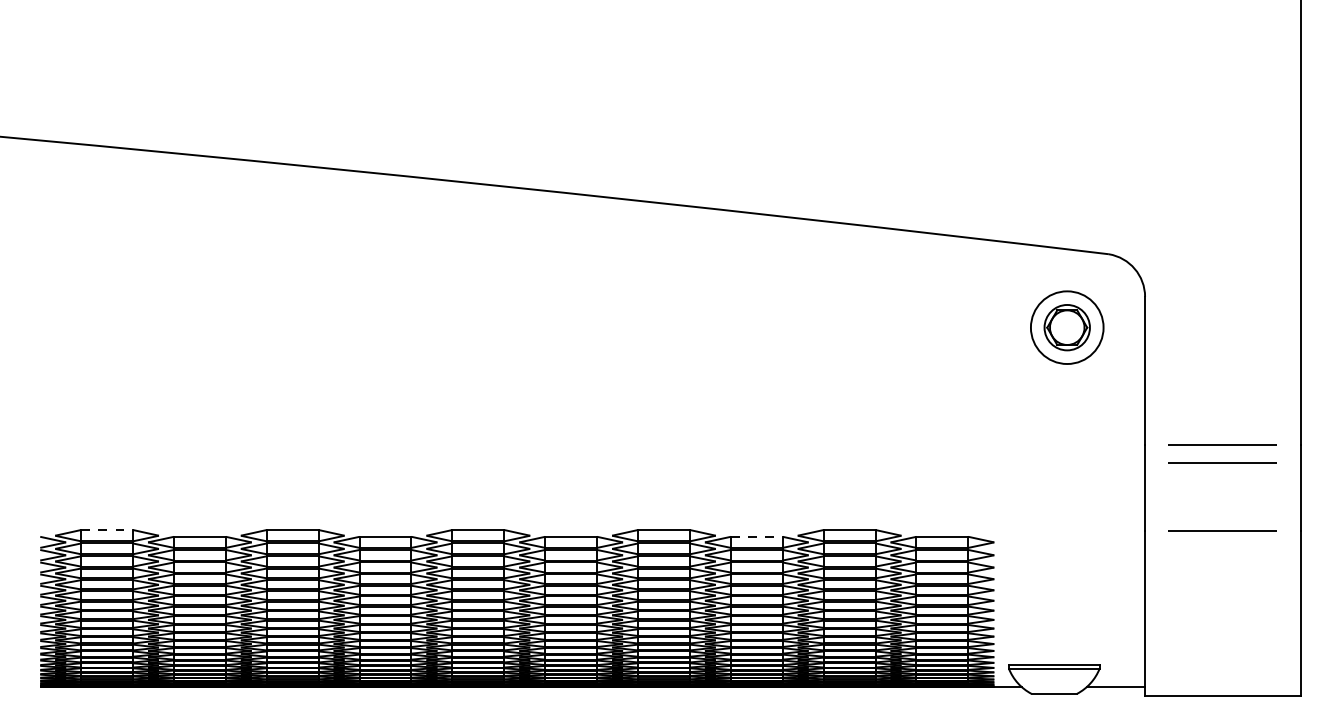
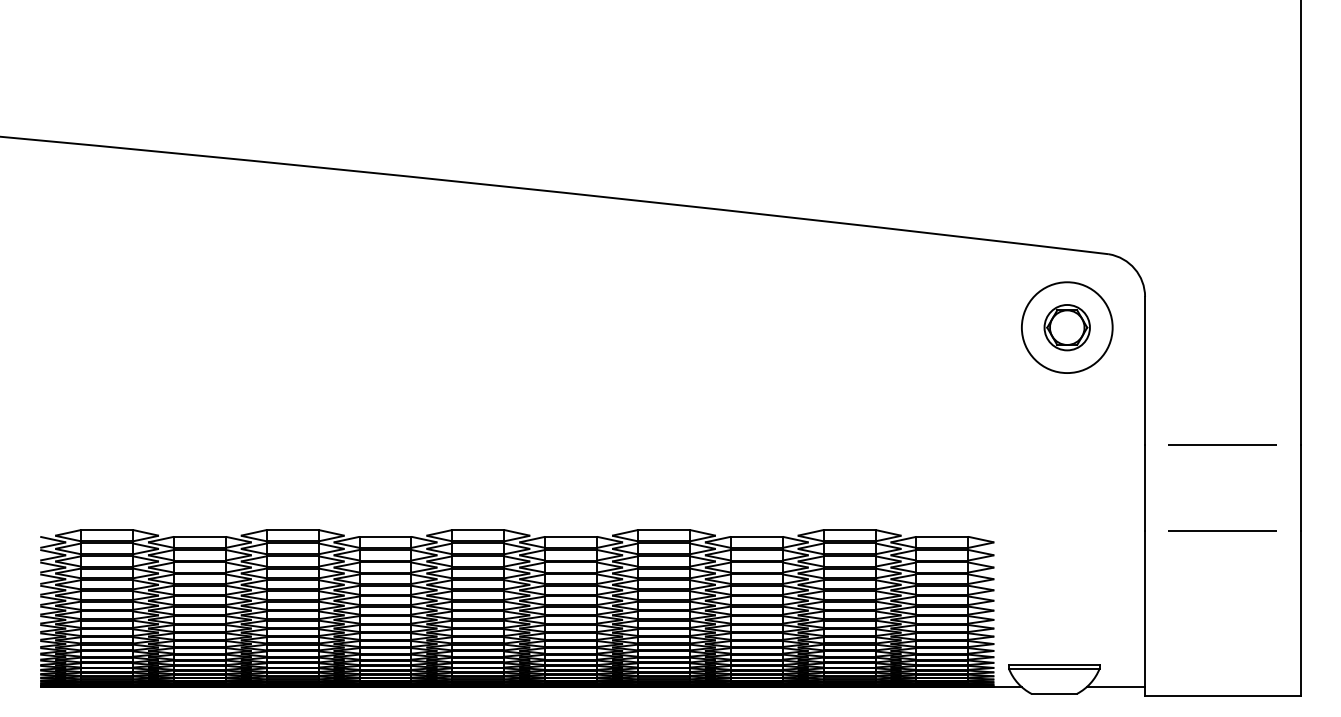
circle diameter: 73 px -> 91 px (1066, 327)
line: present -> none (1222, 462)
line: dashed -> solid (107, 530)
line: dashed -> solid (756, 536)
